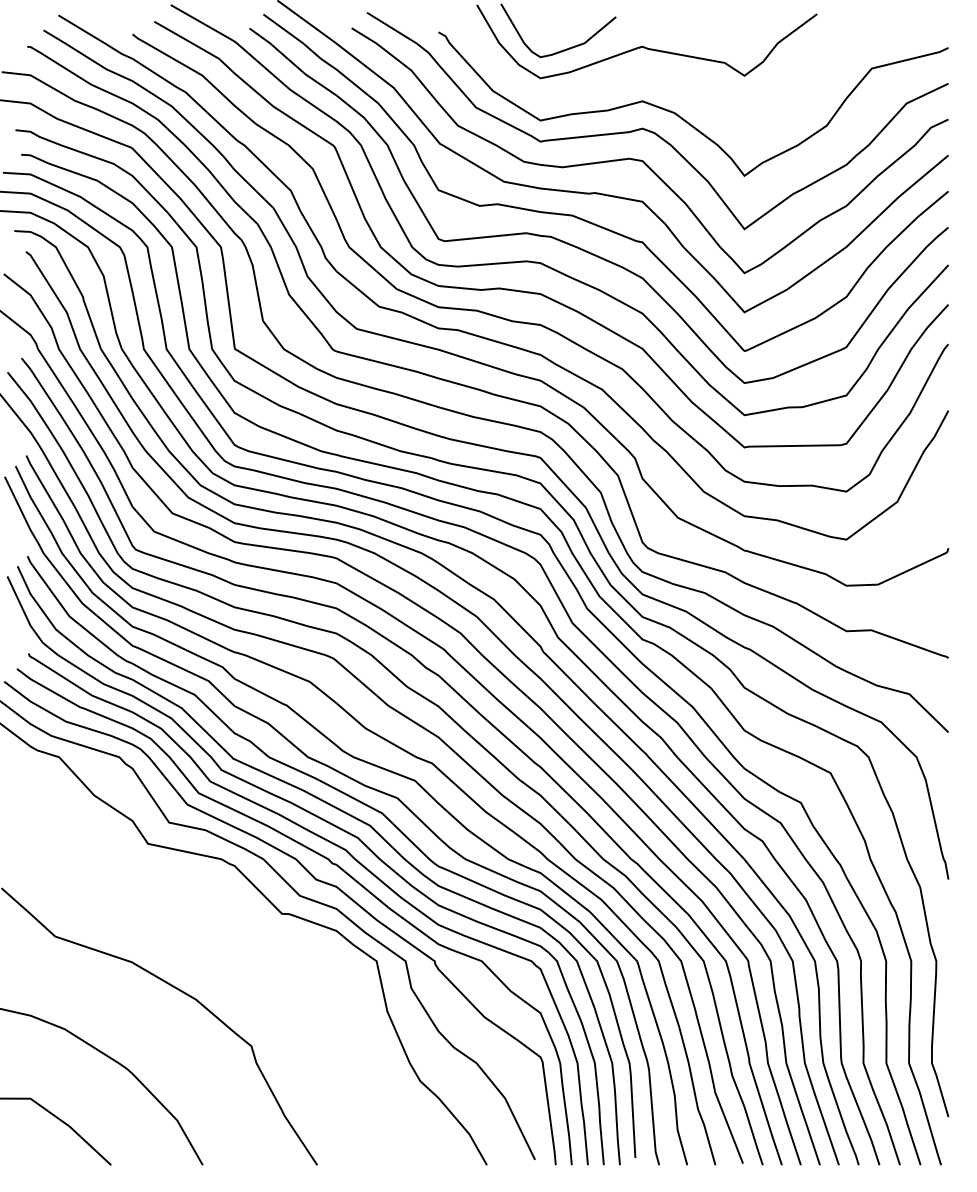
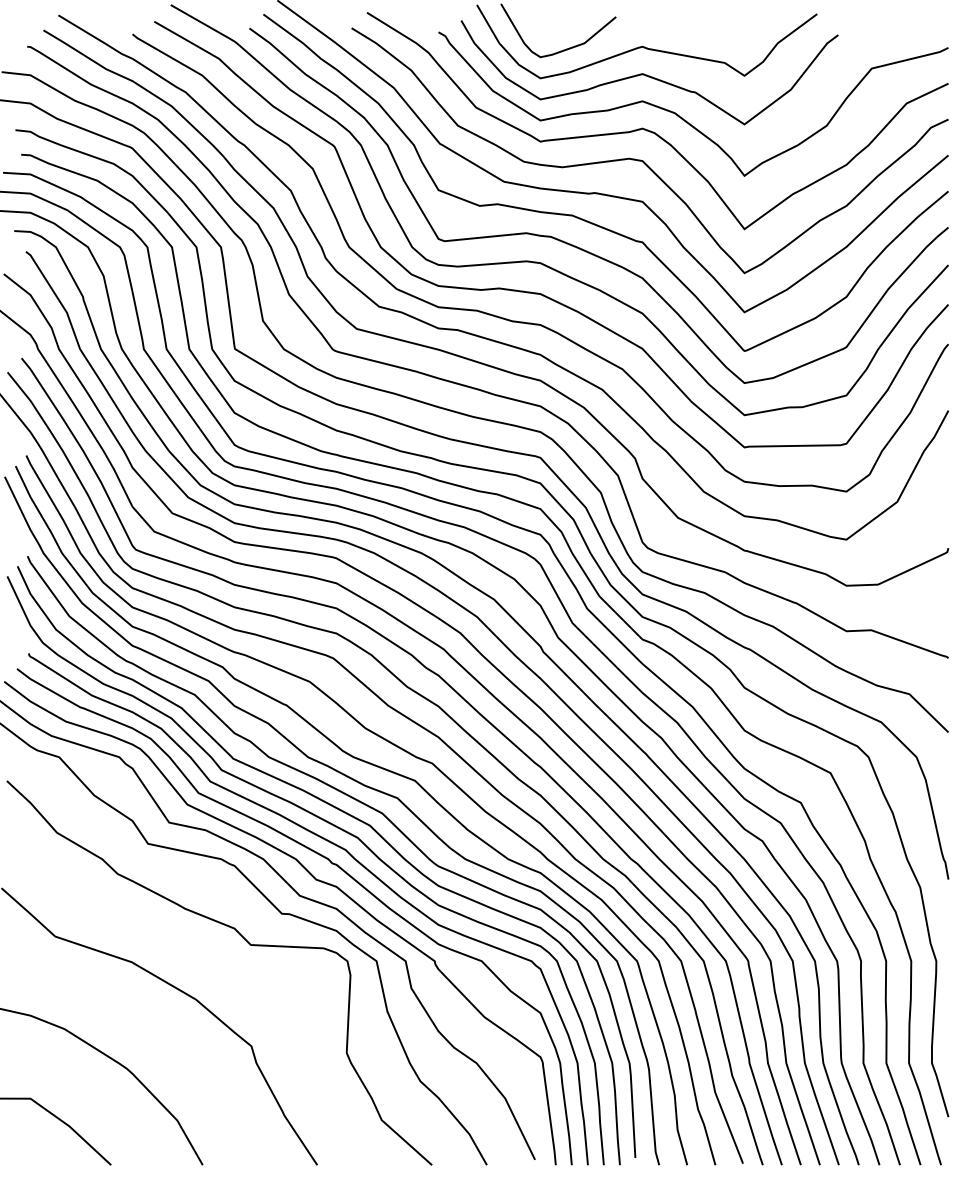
curve: none -> present (647, 74)
curve: none -> present (248, 943)
